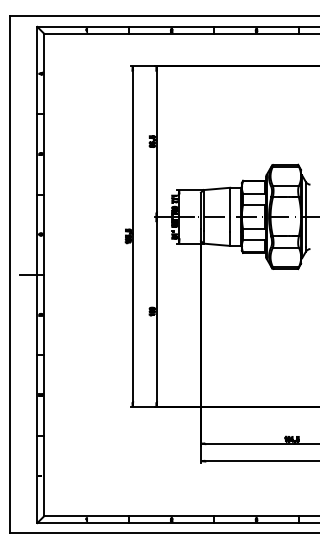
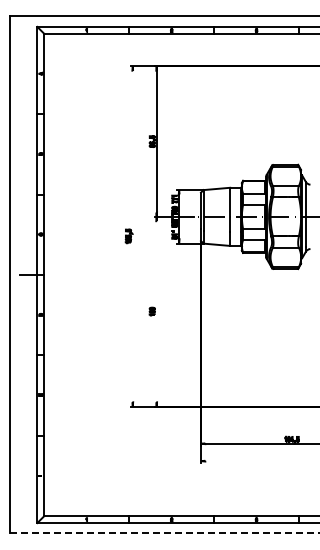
line: present -> none (132, 236)
line: present -> none (156, 311)
line: present -> none (260, 461)
line: solid -> dashed (164, 533)
